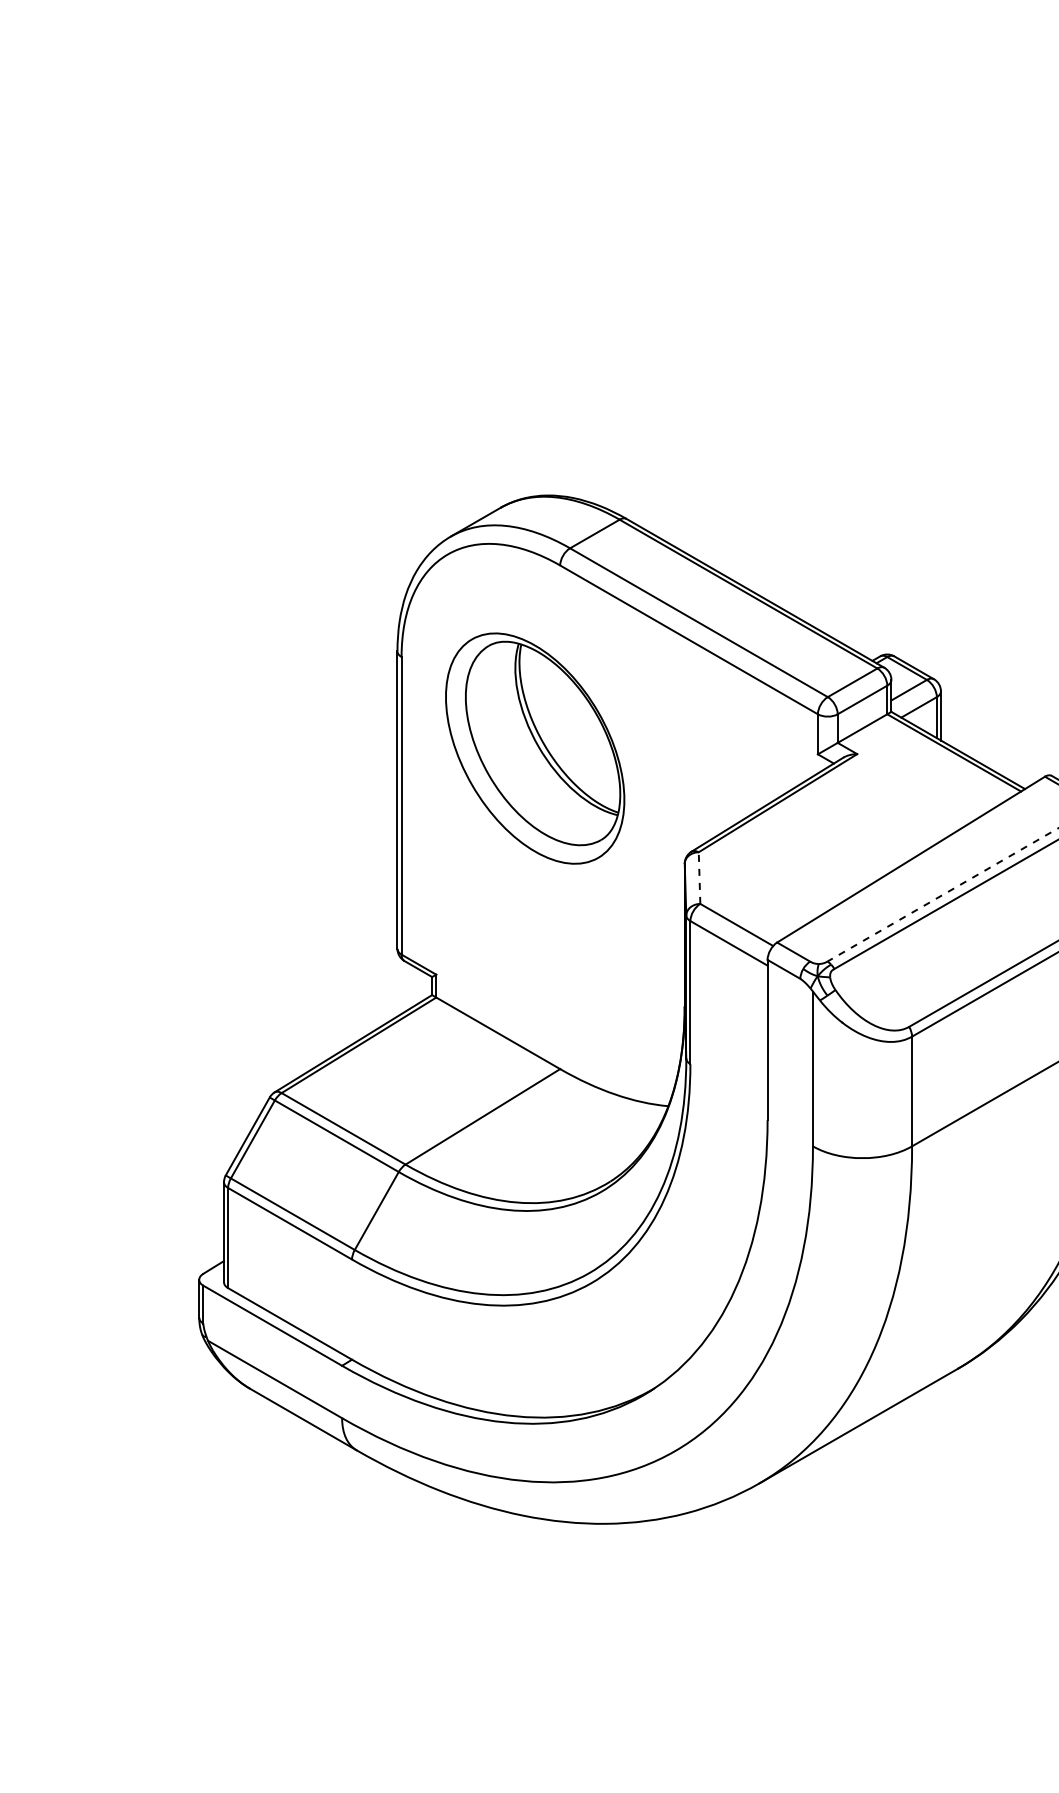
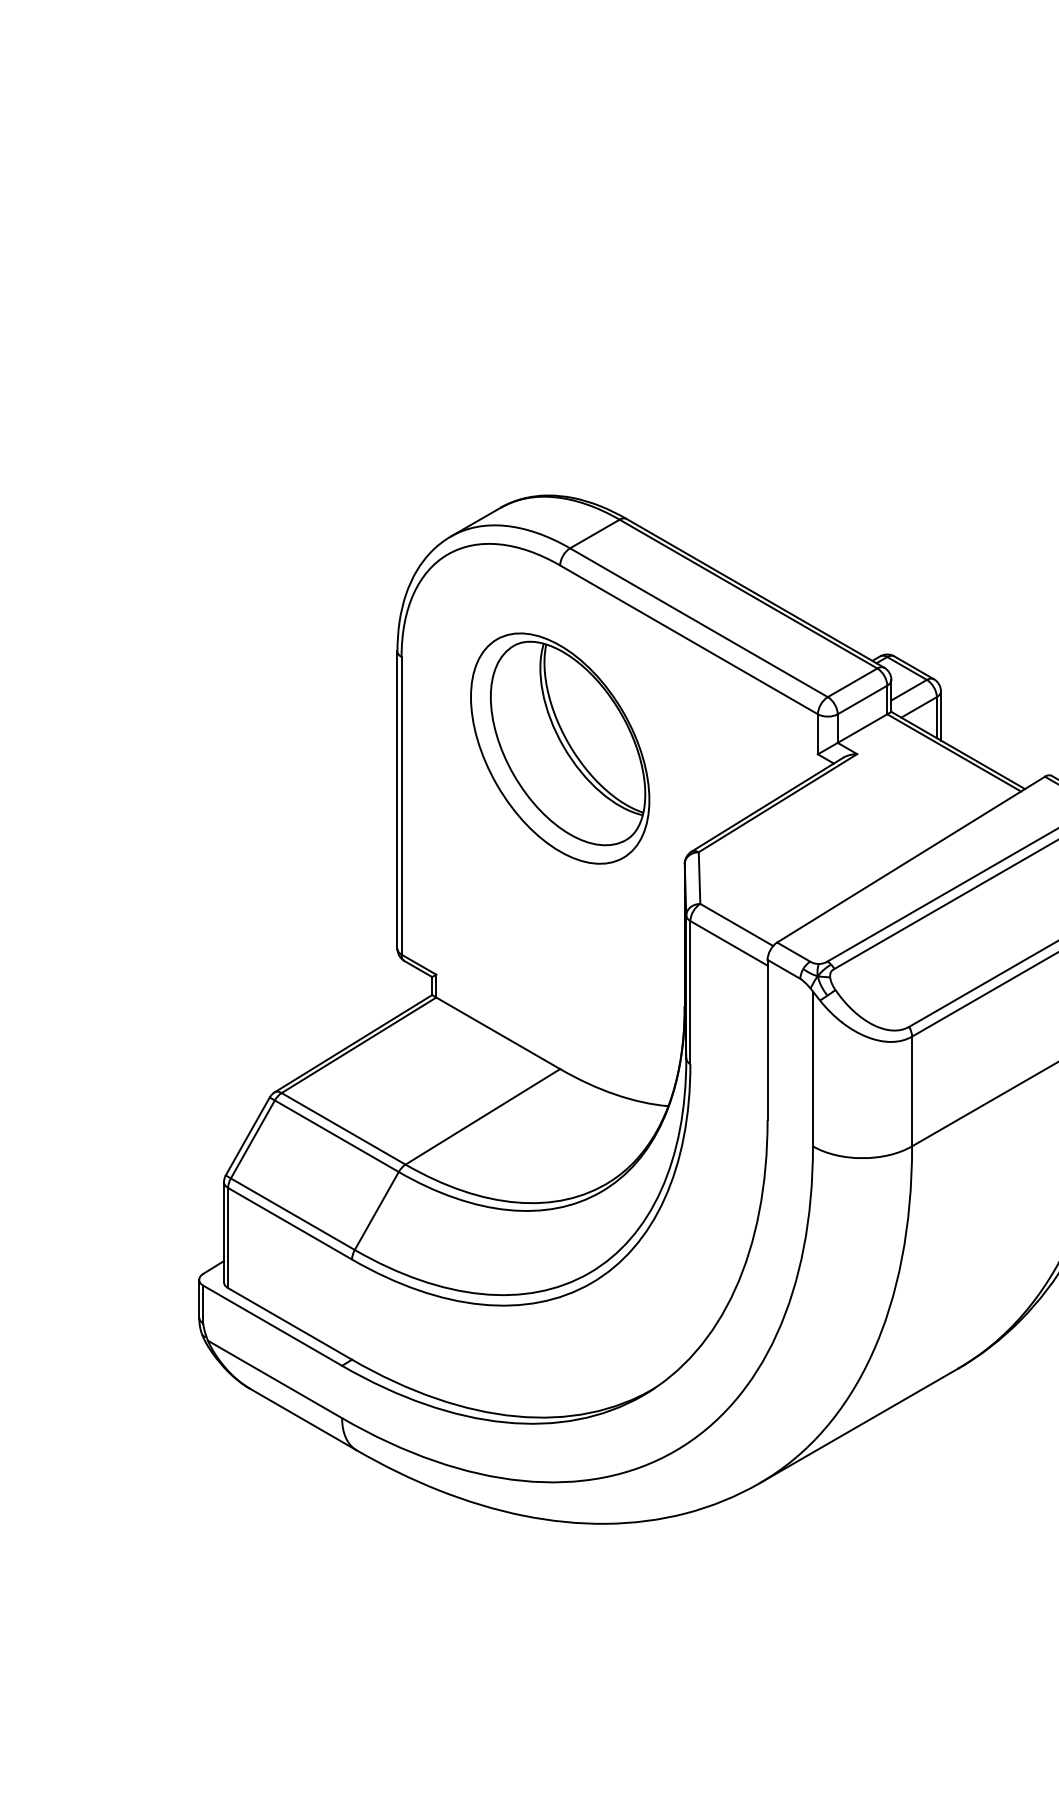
part position: (535, 748) -> (560, 748) (560, 748)
line: dashed -> solid (699, 878)
line: dashed -> solid (942, 895)
